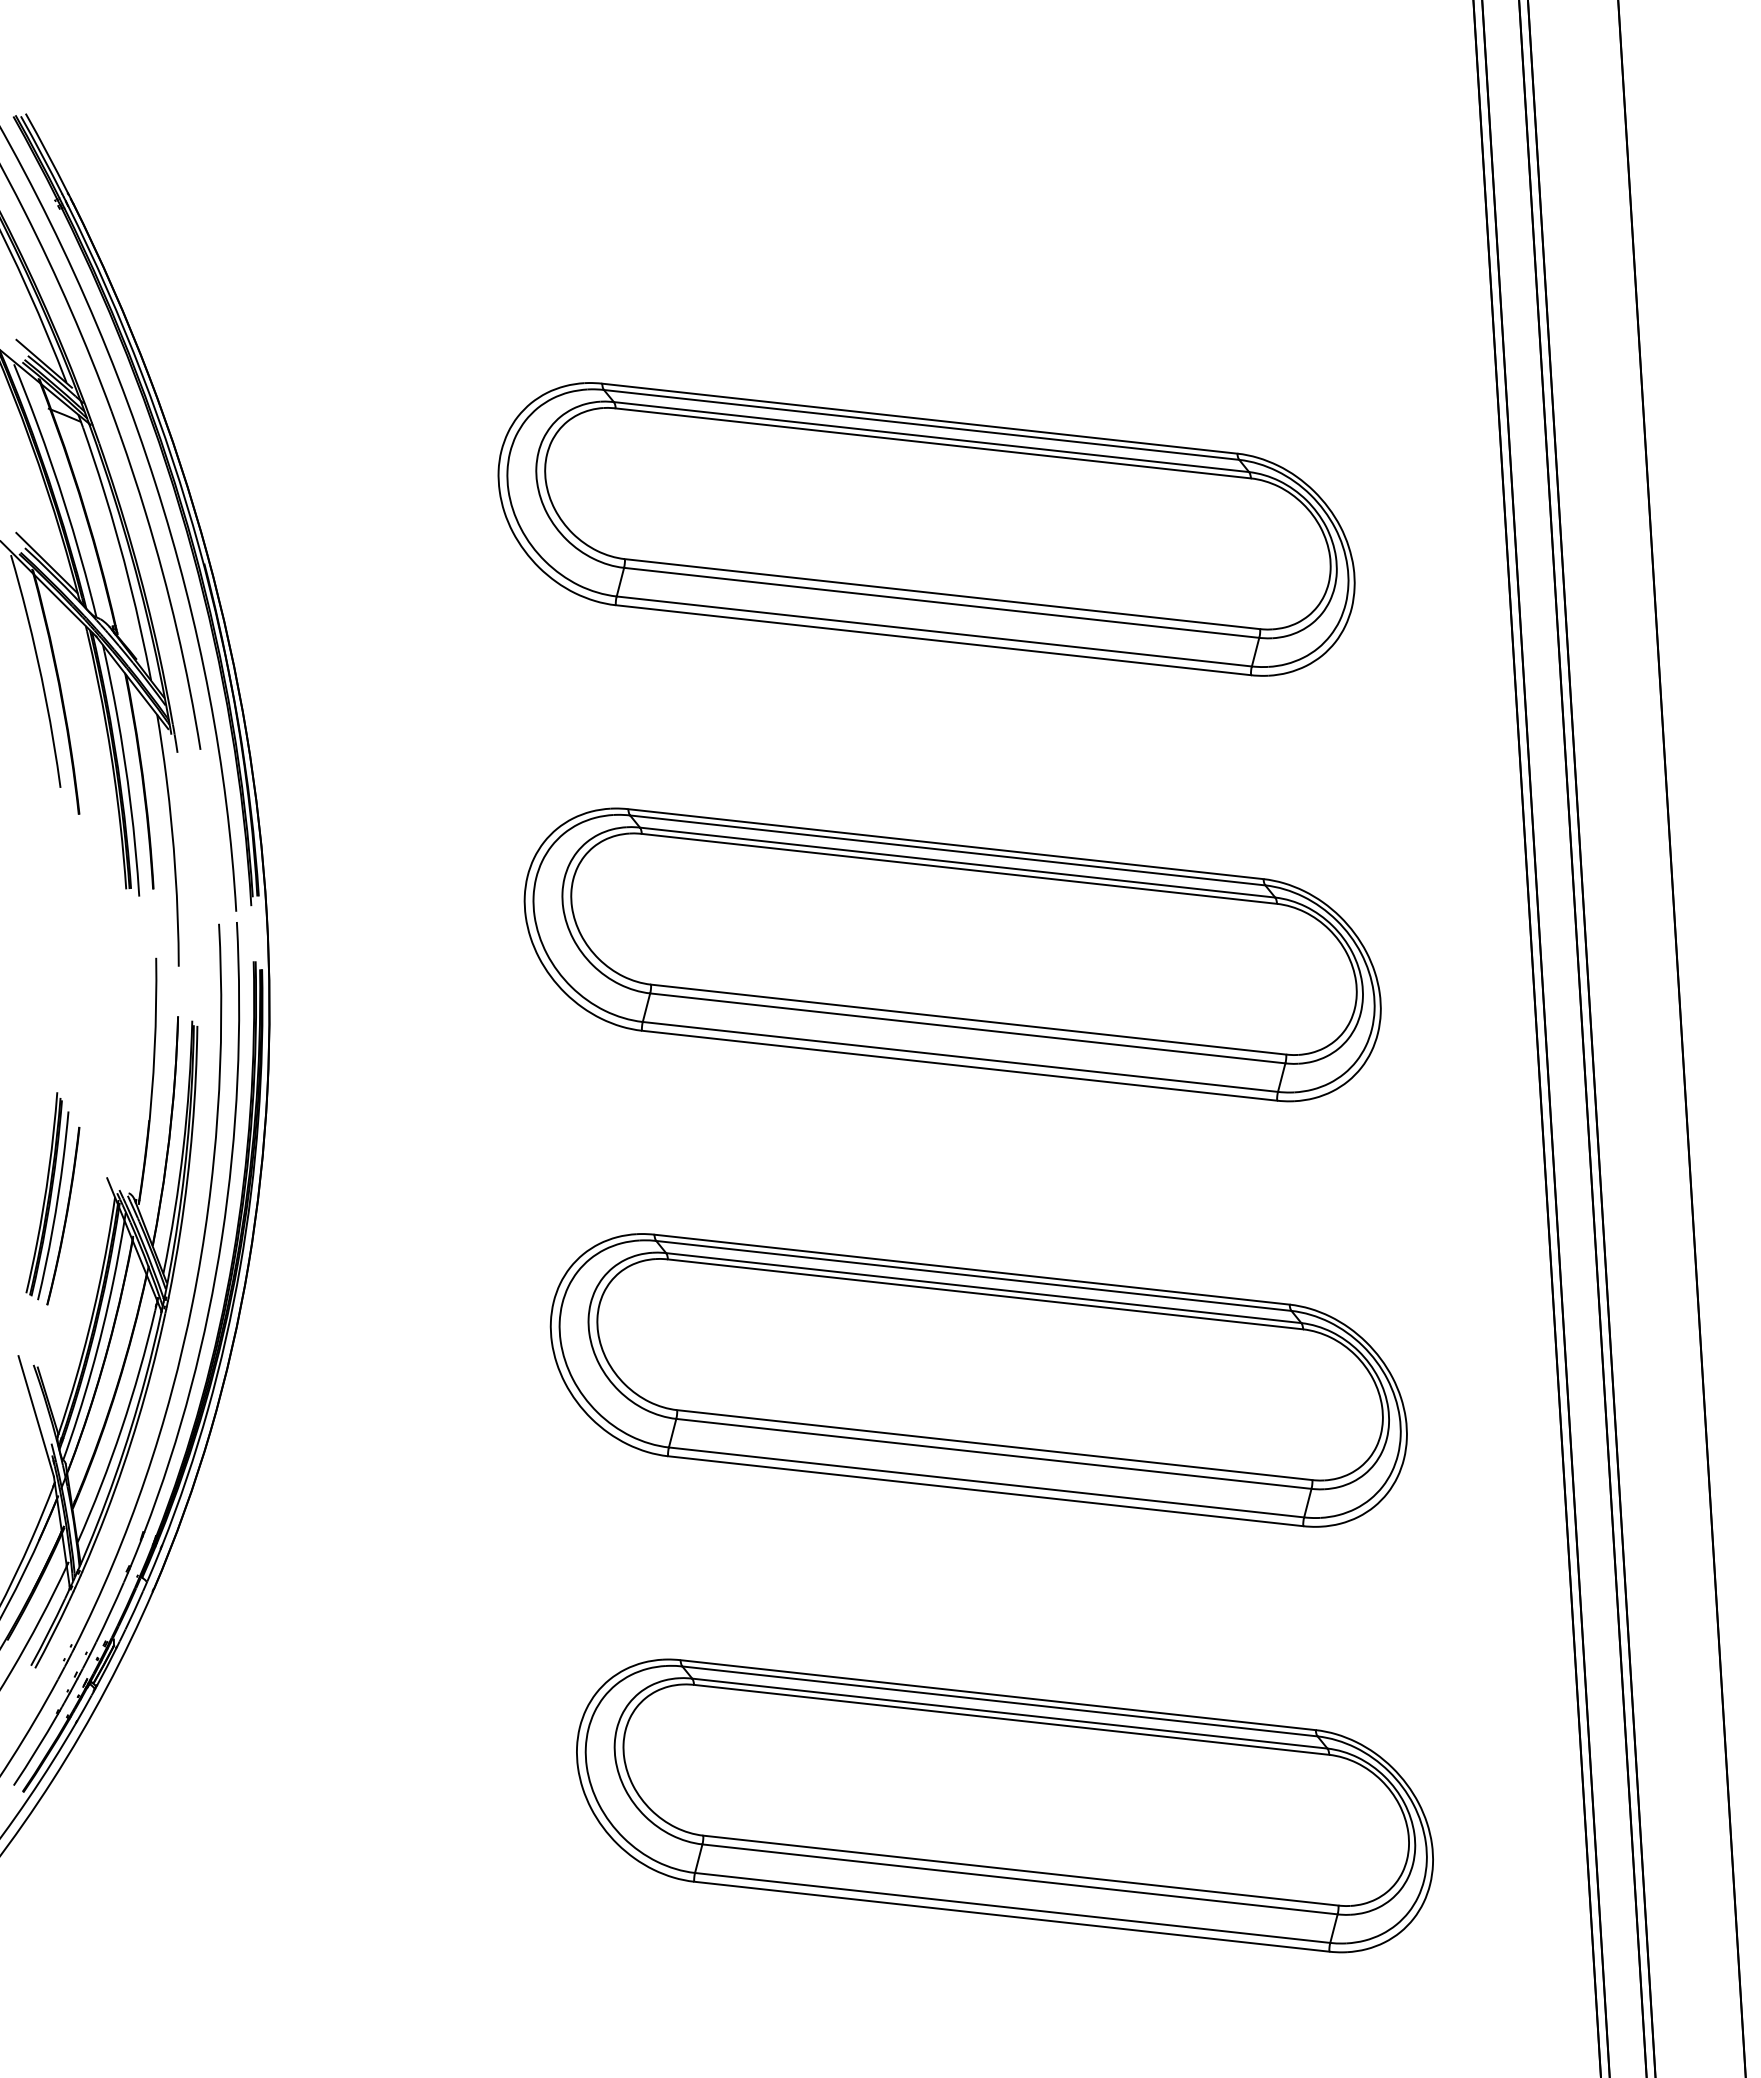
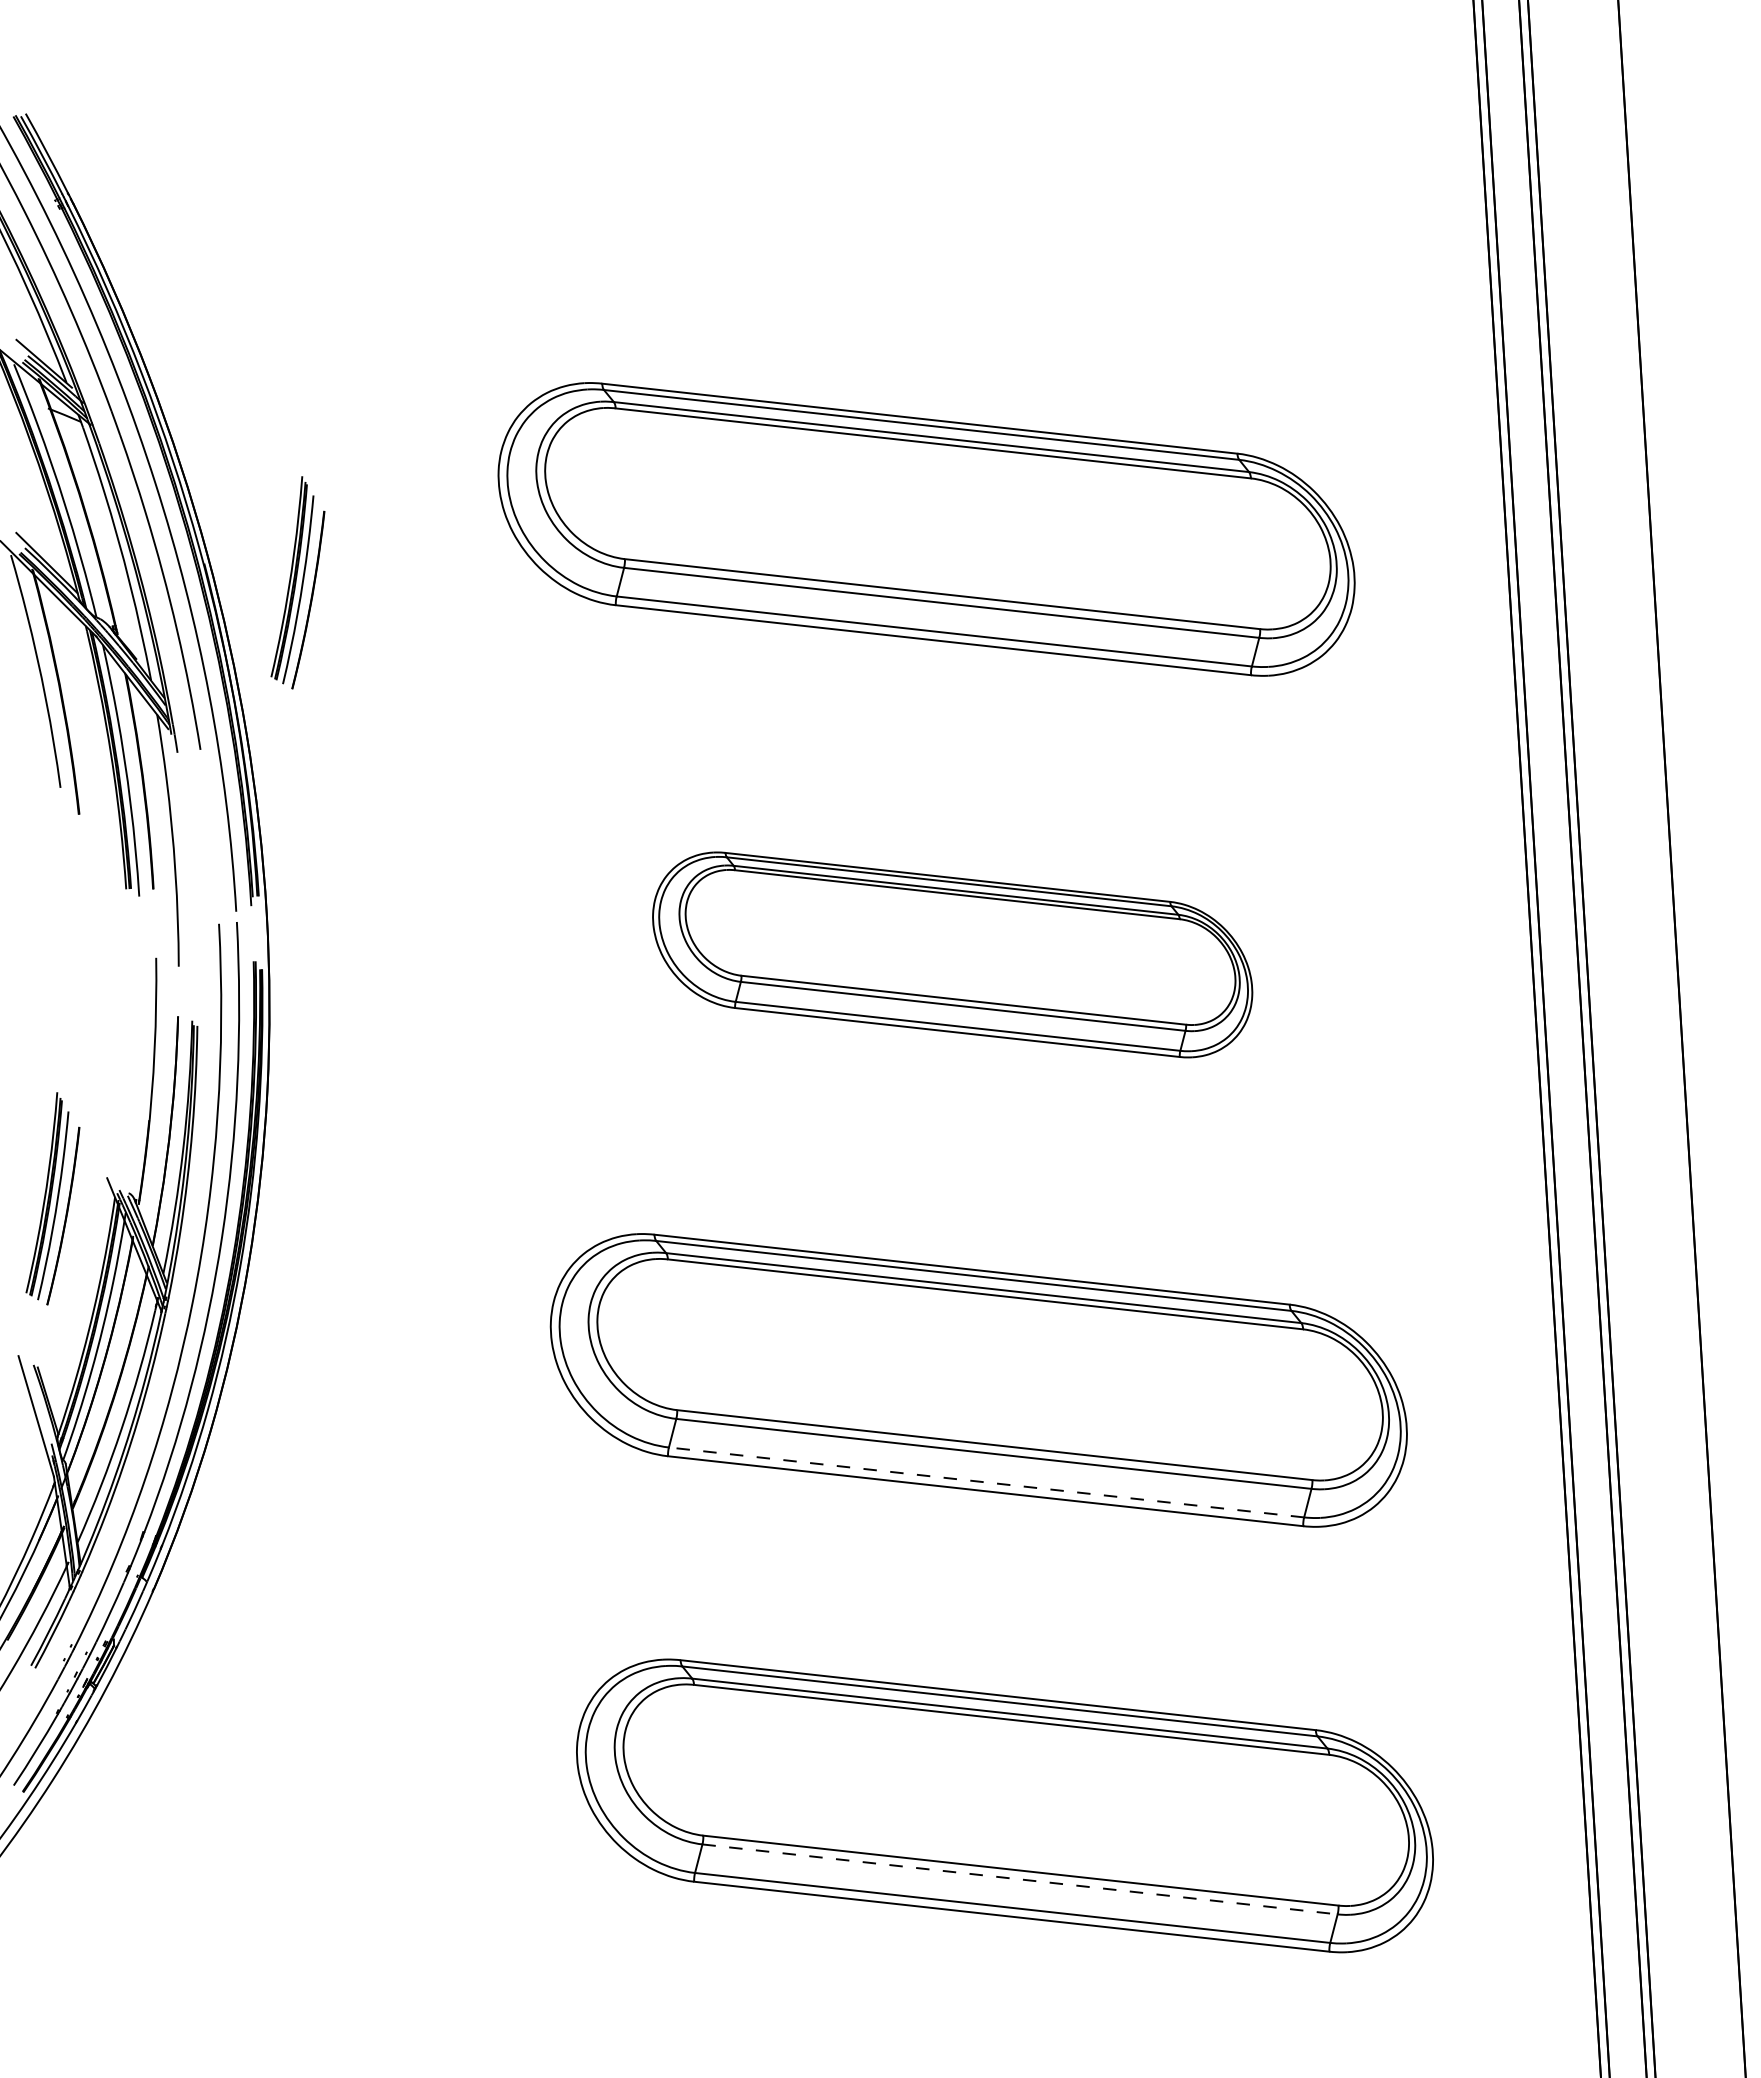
part: none -> present (297, 582)
part size: 859x296 px -> 602x208 px (952, 954)
line: solid -> dashed (986, 1482)
line: solid -> dashed (1020, 1879)
